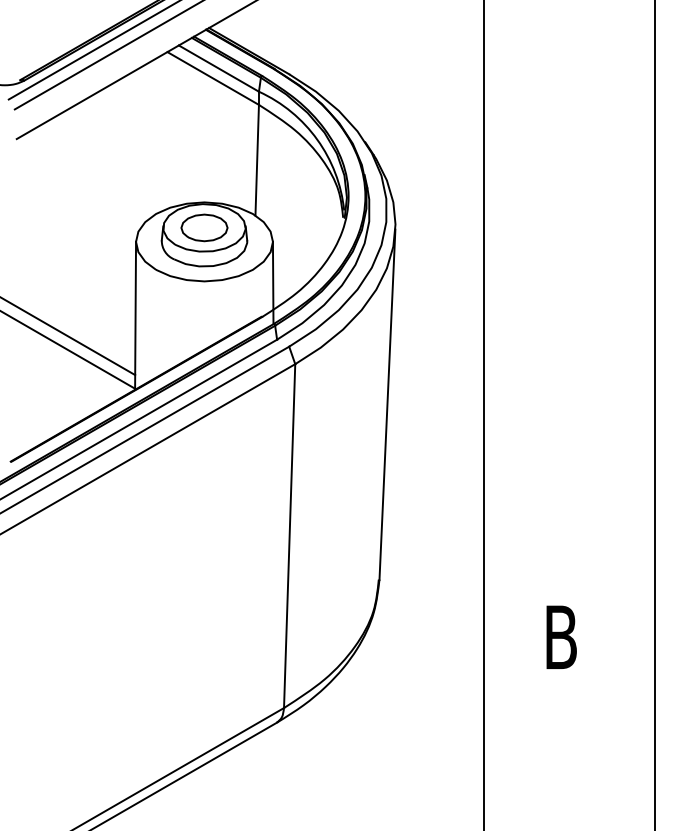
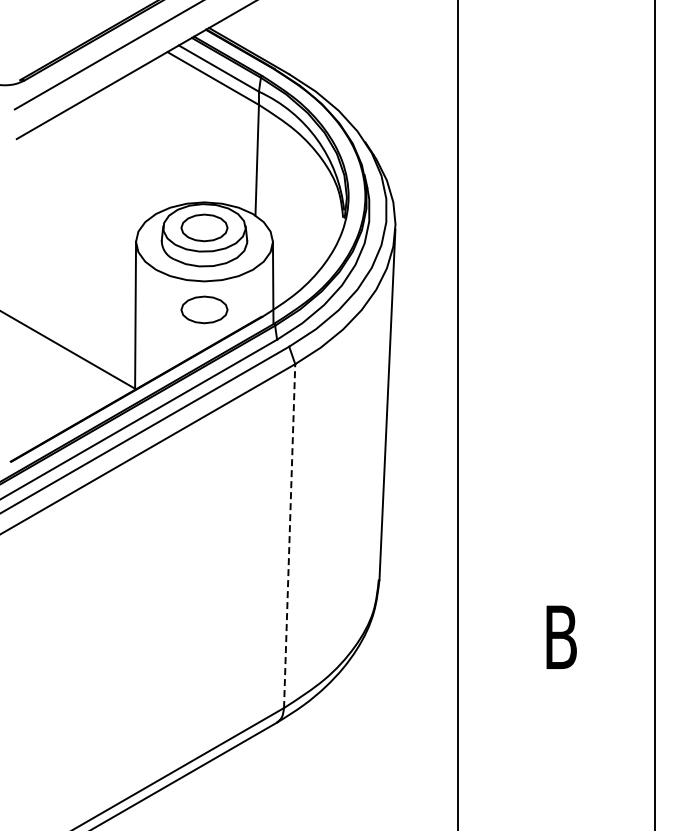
line: present -> none (92, 50)
part: none -> present (204, 309)
line: present -> none (68, 336)
line position: (483, 414) -> (457, 414) (457, 414)
line: solid -> dashed (289, 535)
